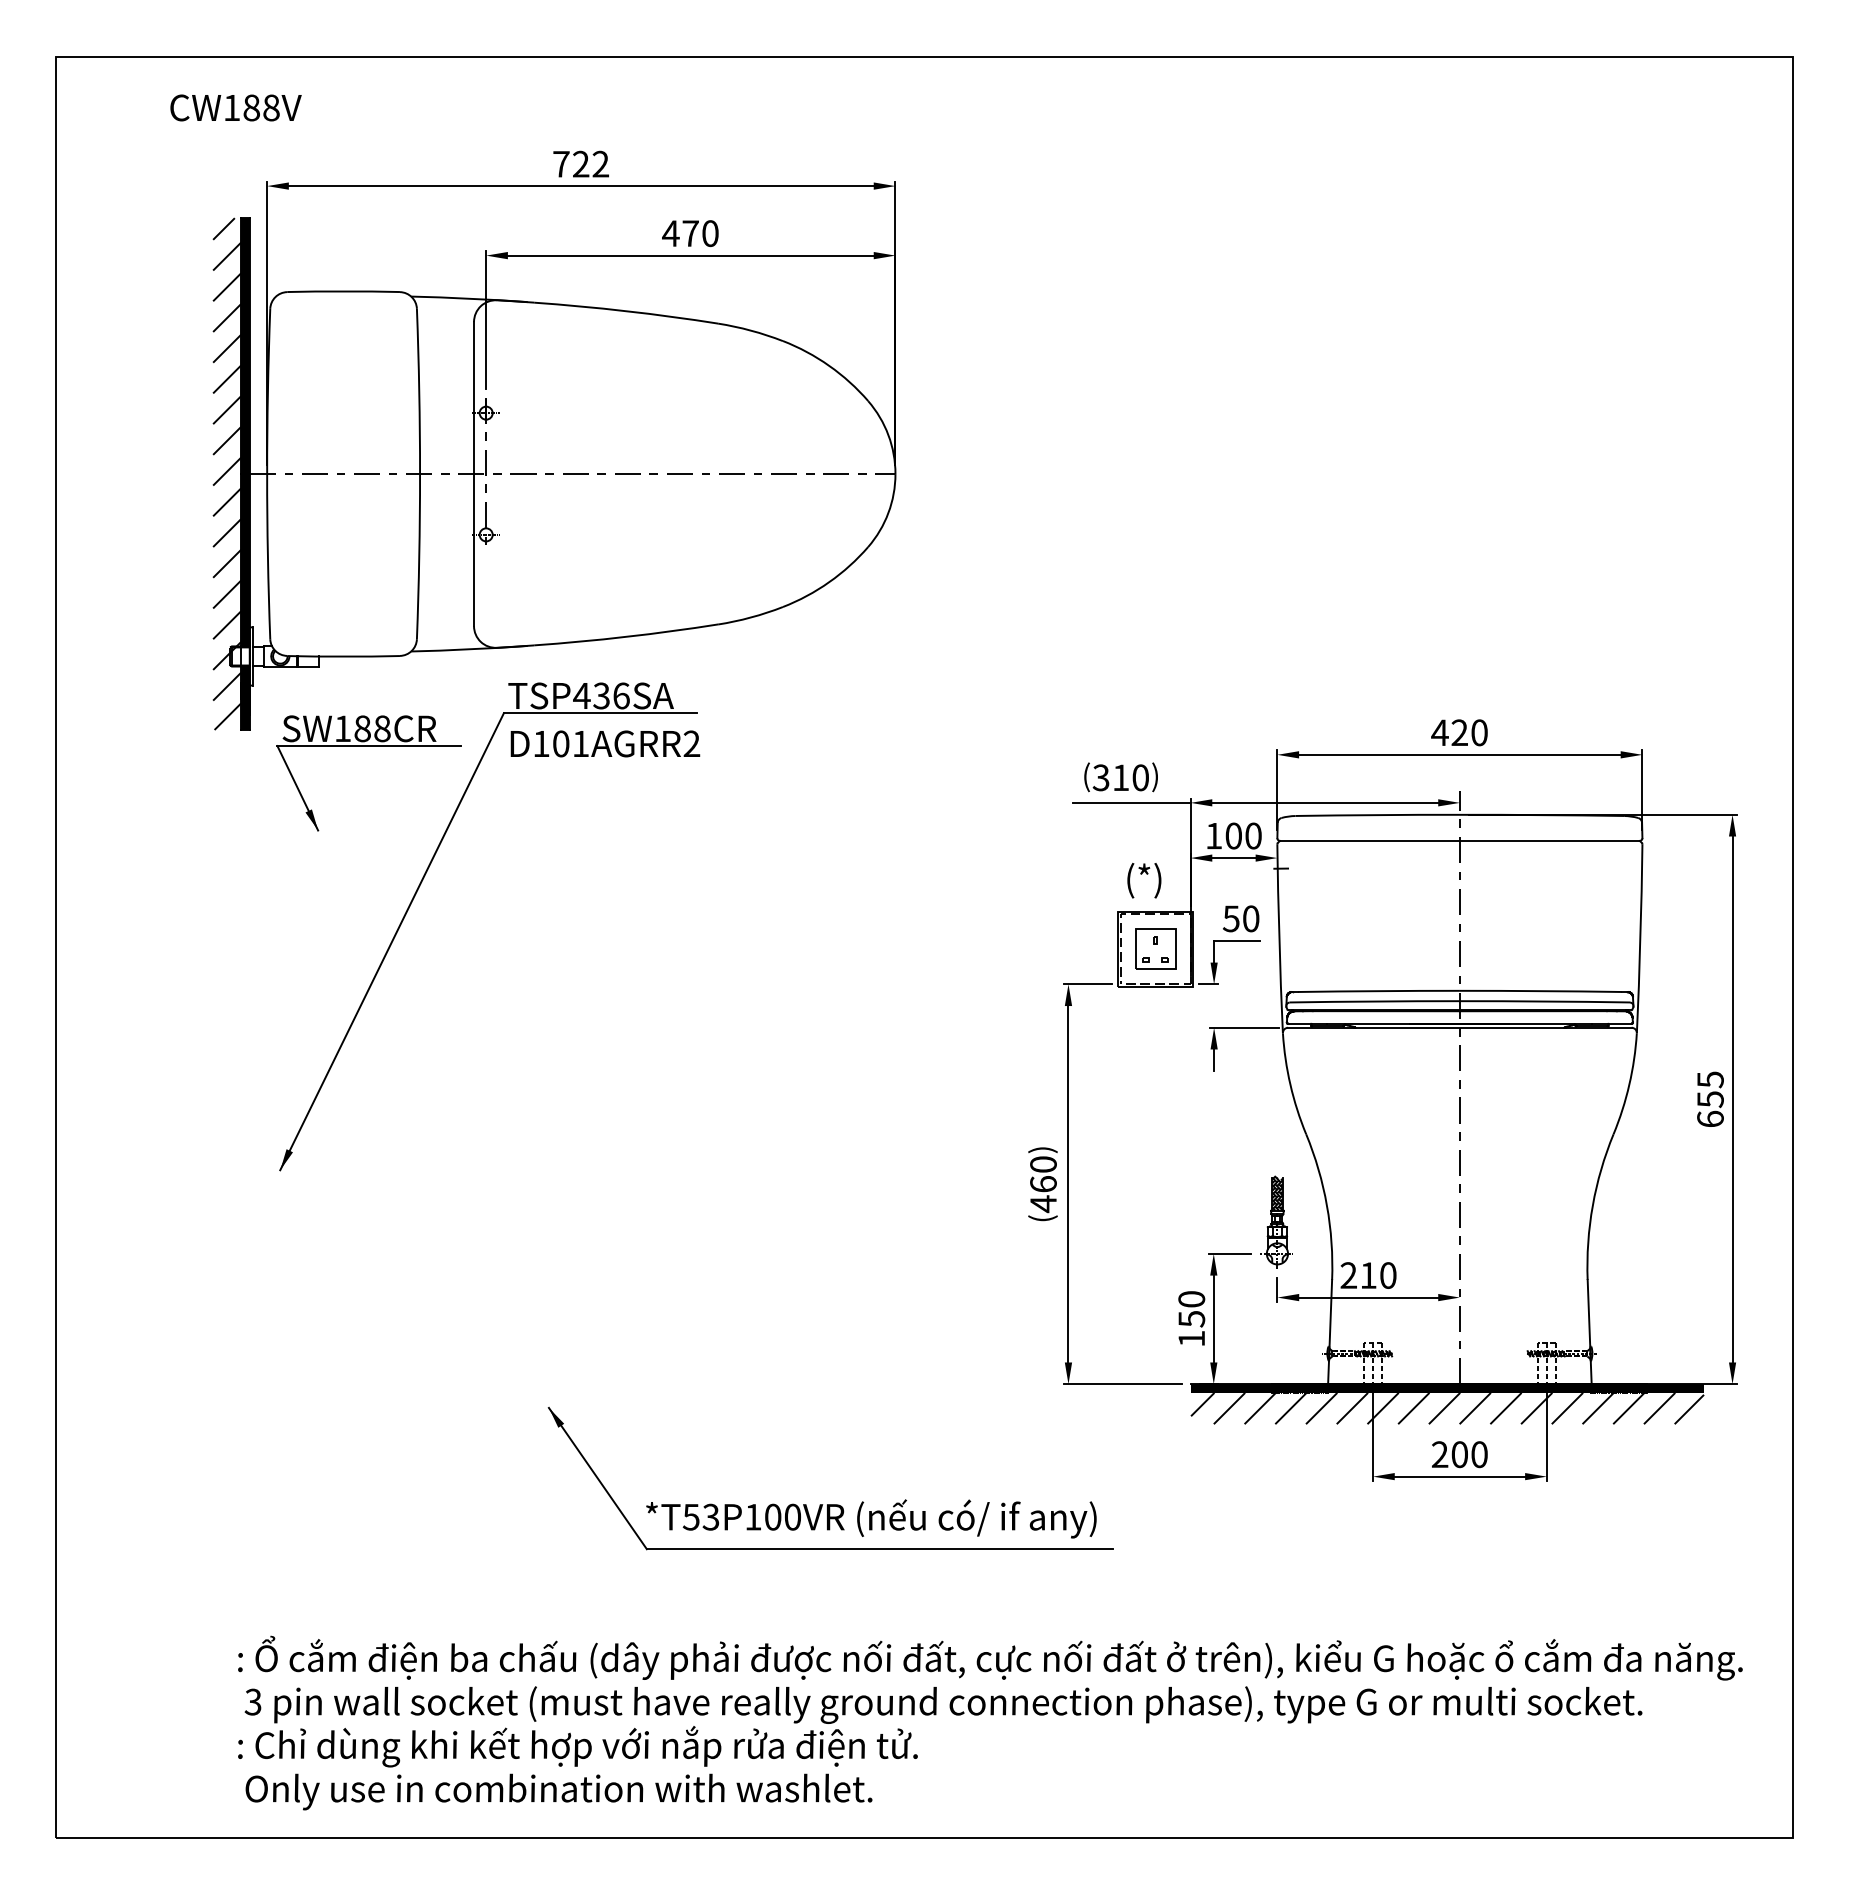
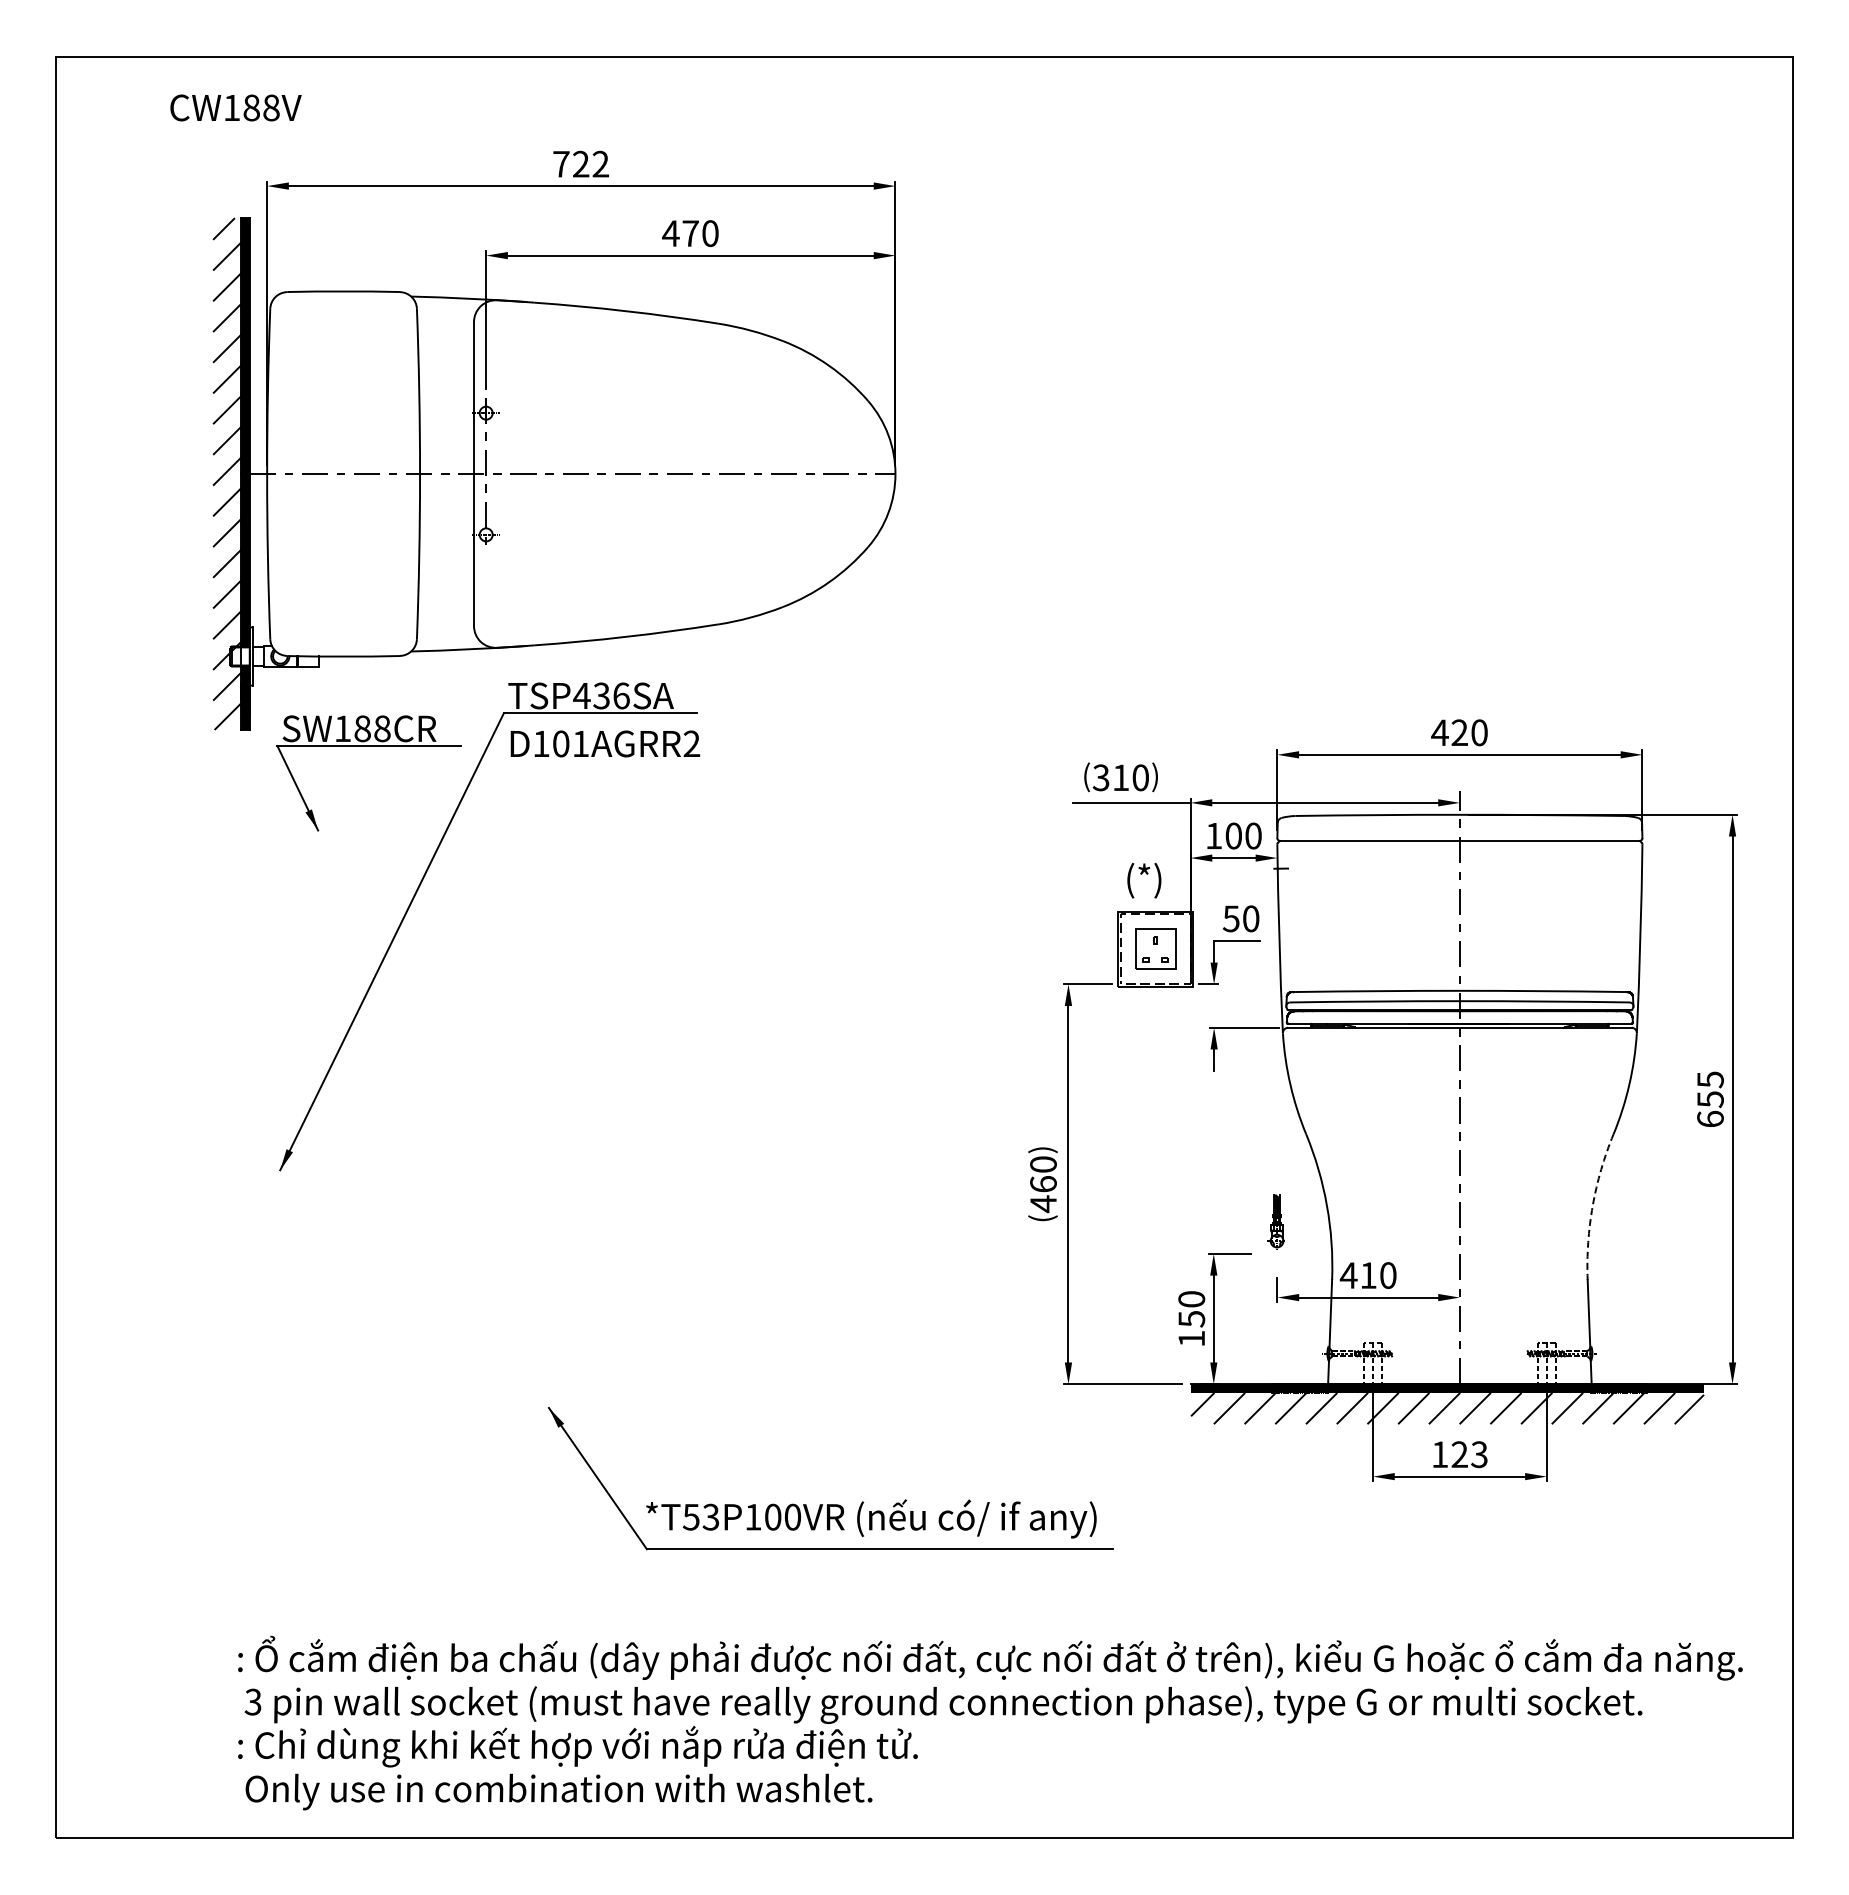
arc: solid -> dashed (1592, 1205)
part size: 33x94 px -> 18x56 px (1275, 1221)
text: 210 -> 410 (1348, 1275)
text: 200 -> 123 (1459, 1454)
